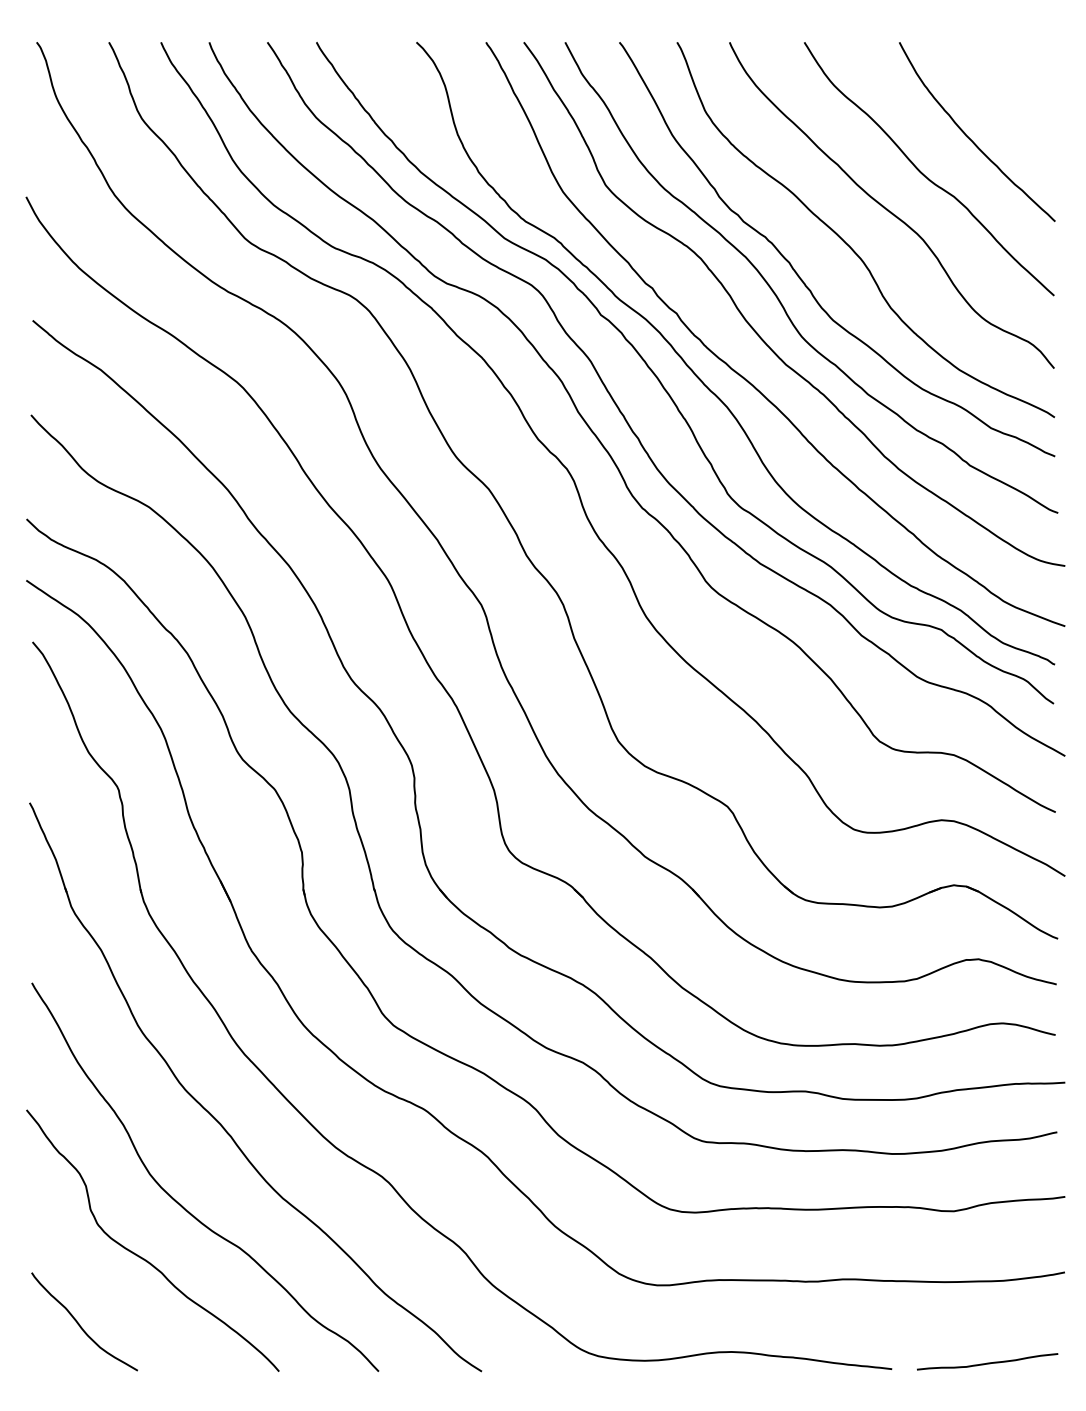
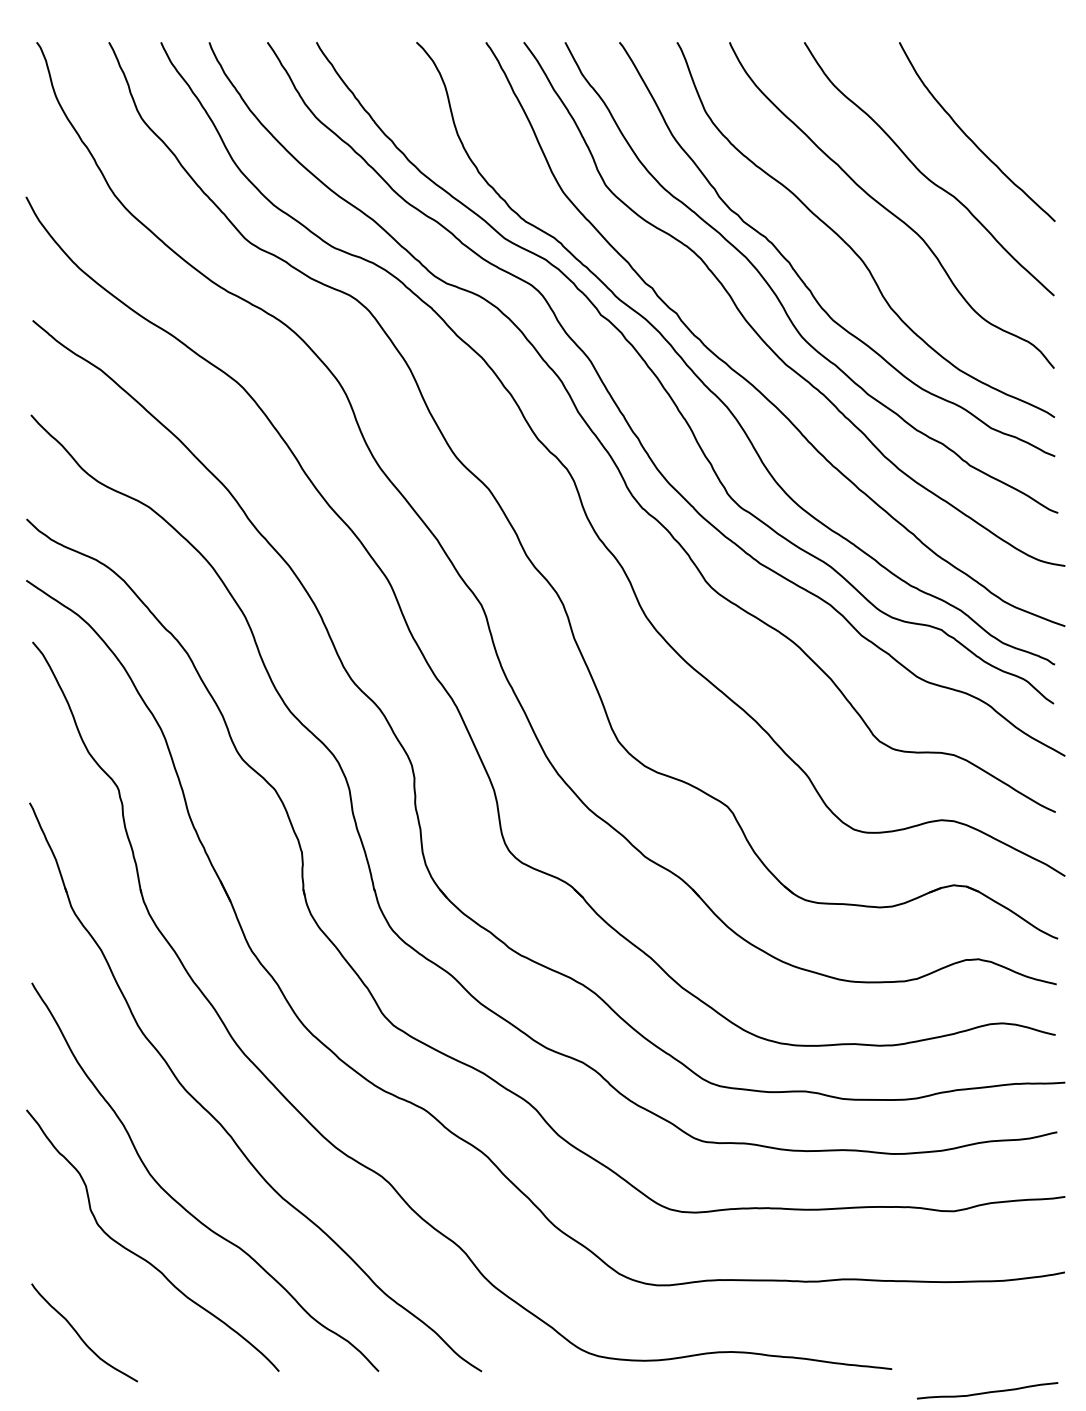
curve position: (79, 1323) -> (79, 1334) (79, 1334)
curve position: (987, 1362) -> (987, 1391) (987, 1391)
